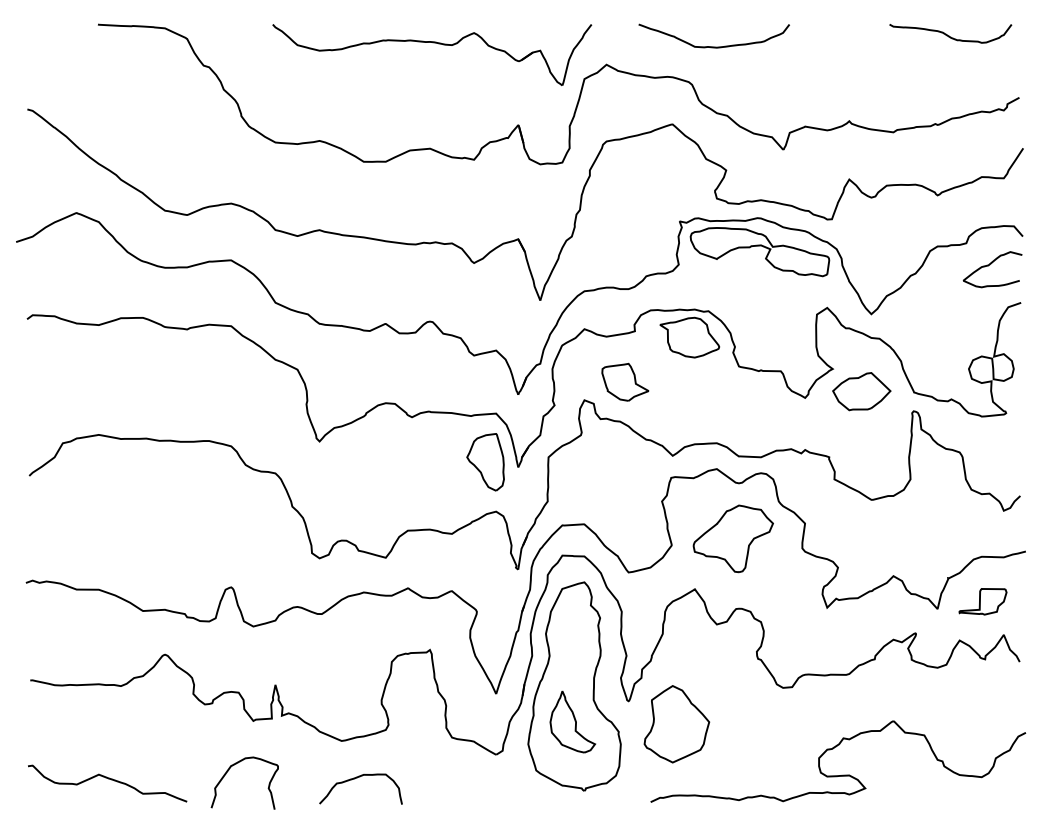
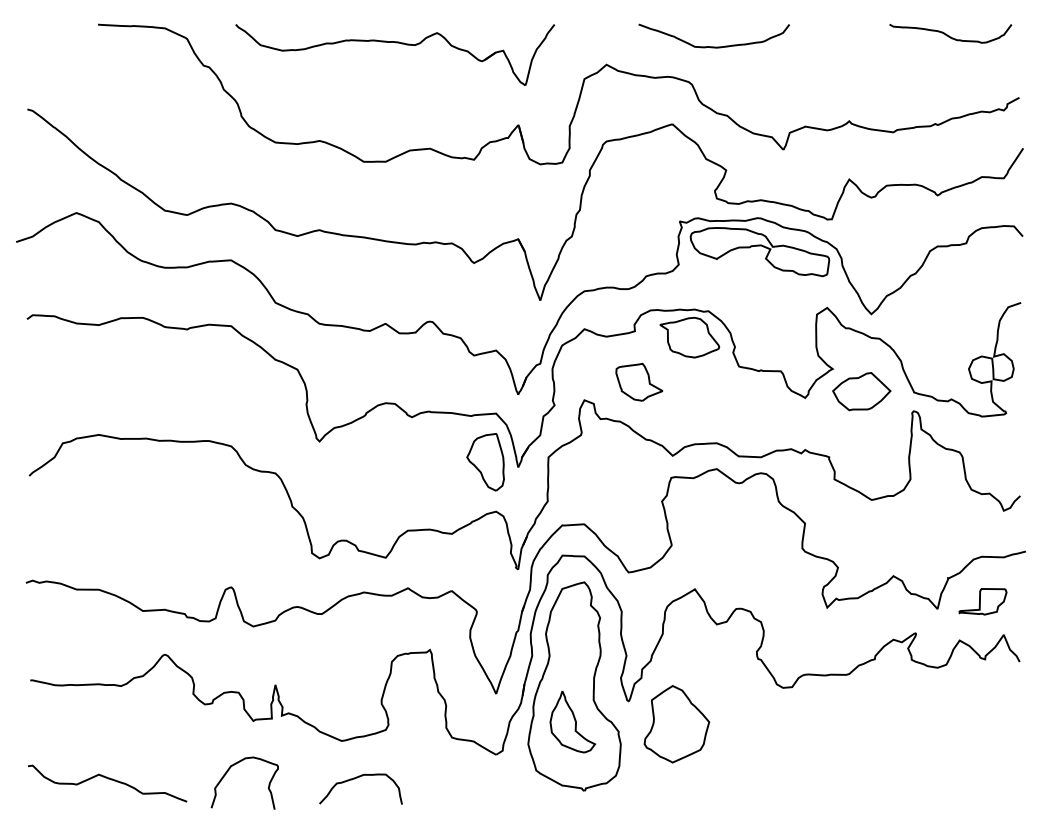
part position: (433, 43) -> (396, 43) (396, 43)
curve: present -> none (989, 265)
part position: (625, 381) -> (639, 381) (639, 381)
part: present -> none (732, 538)
curve: present -> none (833, 749)
